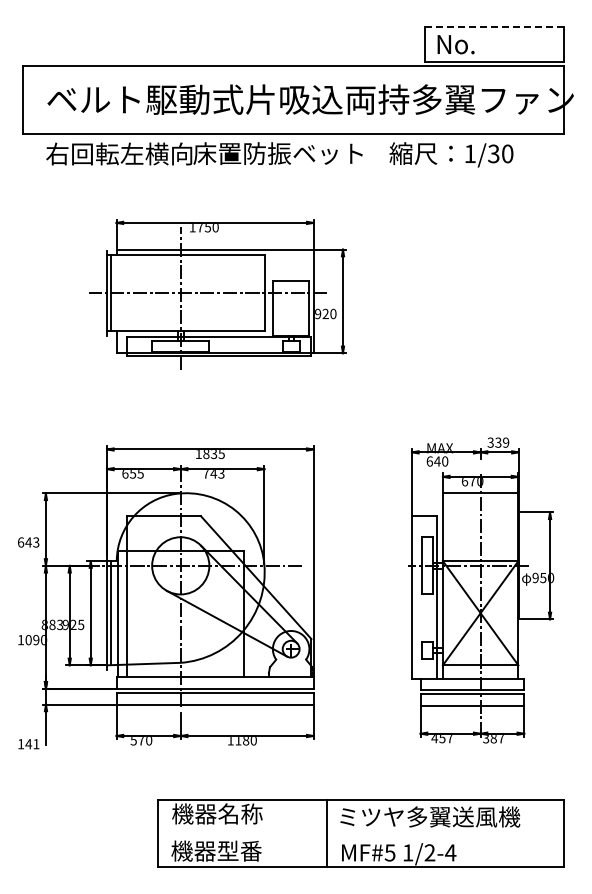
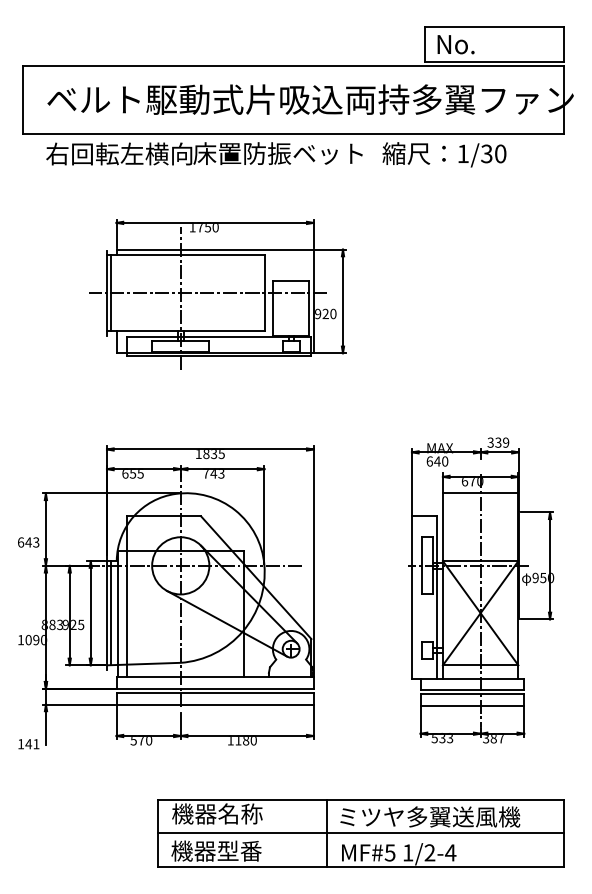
line: dashed -> solid (495, 26)
text position: (451, 154) -> (444, 154) (444, 154)
text: 457 -> 533 (442, 739)
line: none -> present (360, 833)
